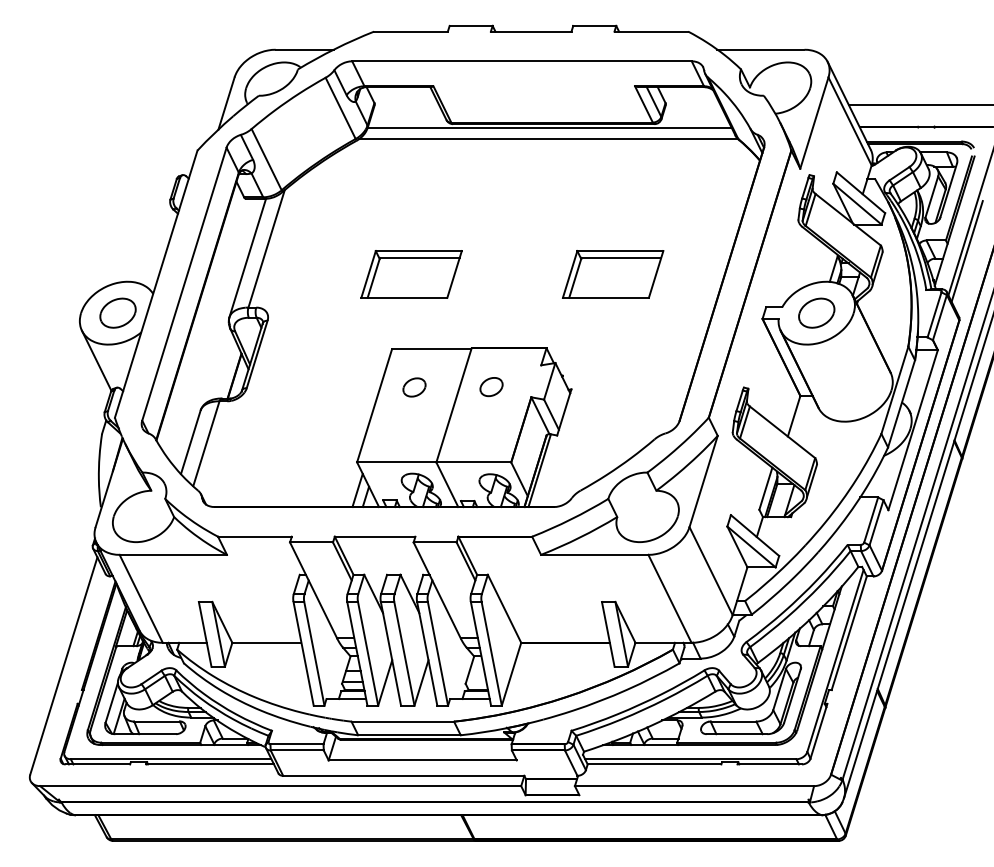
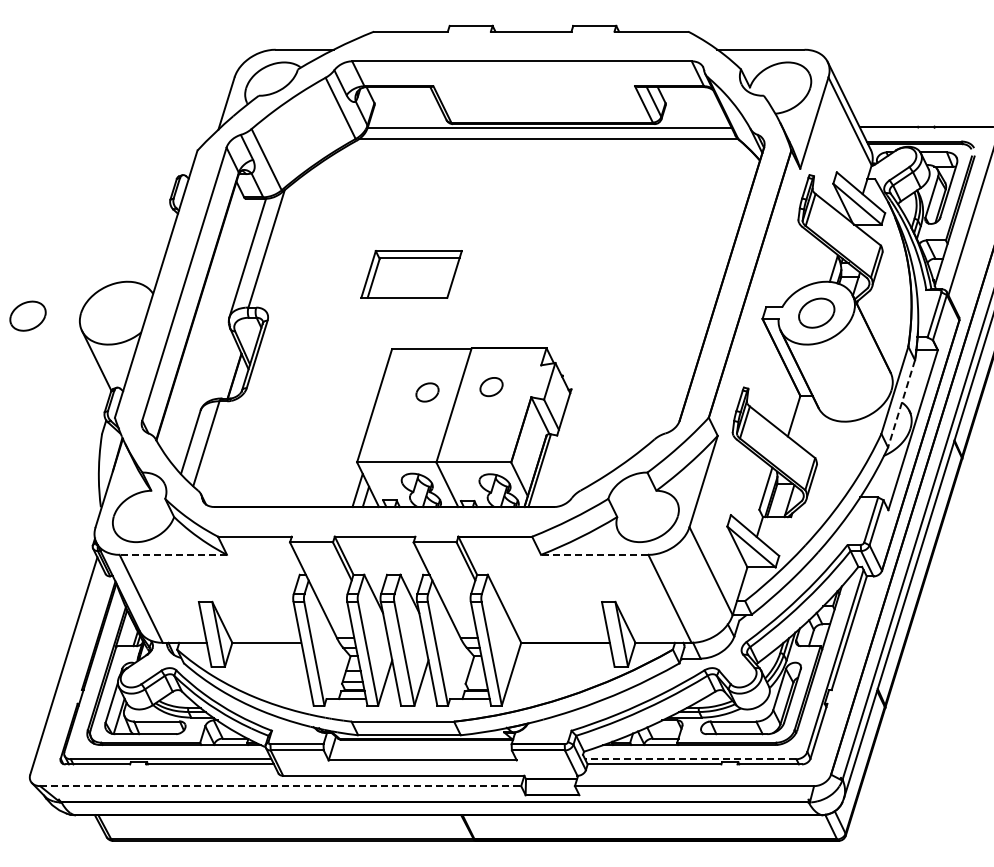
line: present -> none (919, 105)
line: present -> none (966, 251)
part: present -> none (612, 274)
part position: (117, 312) -> (27, 315) (27, 315)
part position: (414, 387) -> (427, 392) (427, 392)
line: solid -> dashed (901, 403)
line: solid -> dashed (173, 554)
line: solid -> dashed (594, 554)
line: solid -> dashed (690, 759)
line: solid -> dashed (280, 786)
